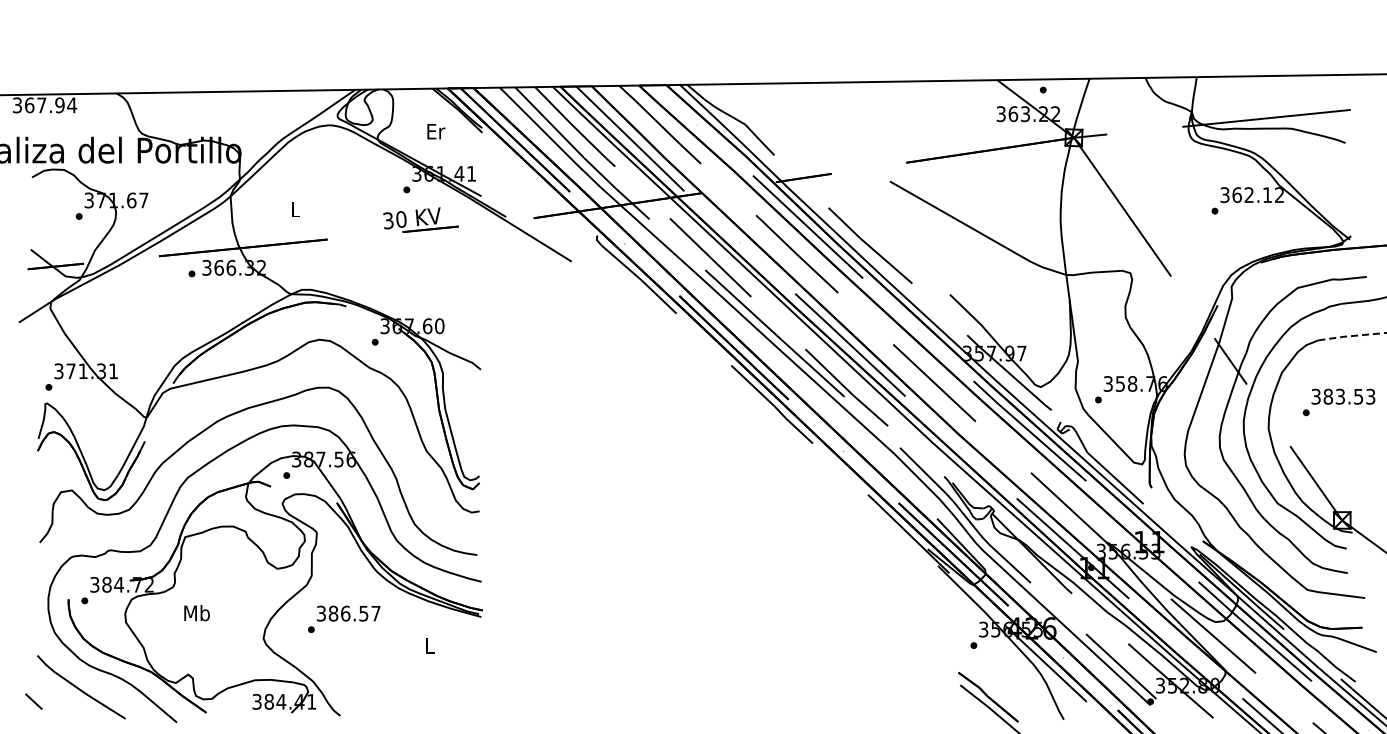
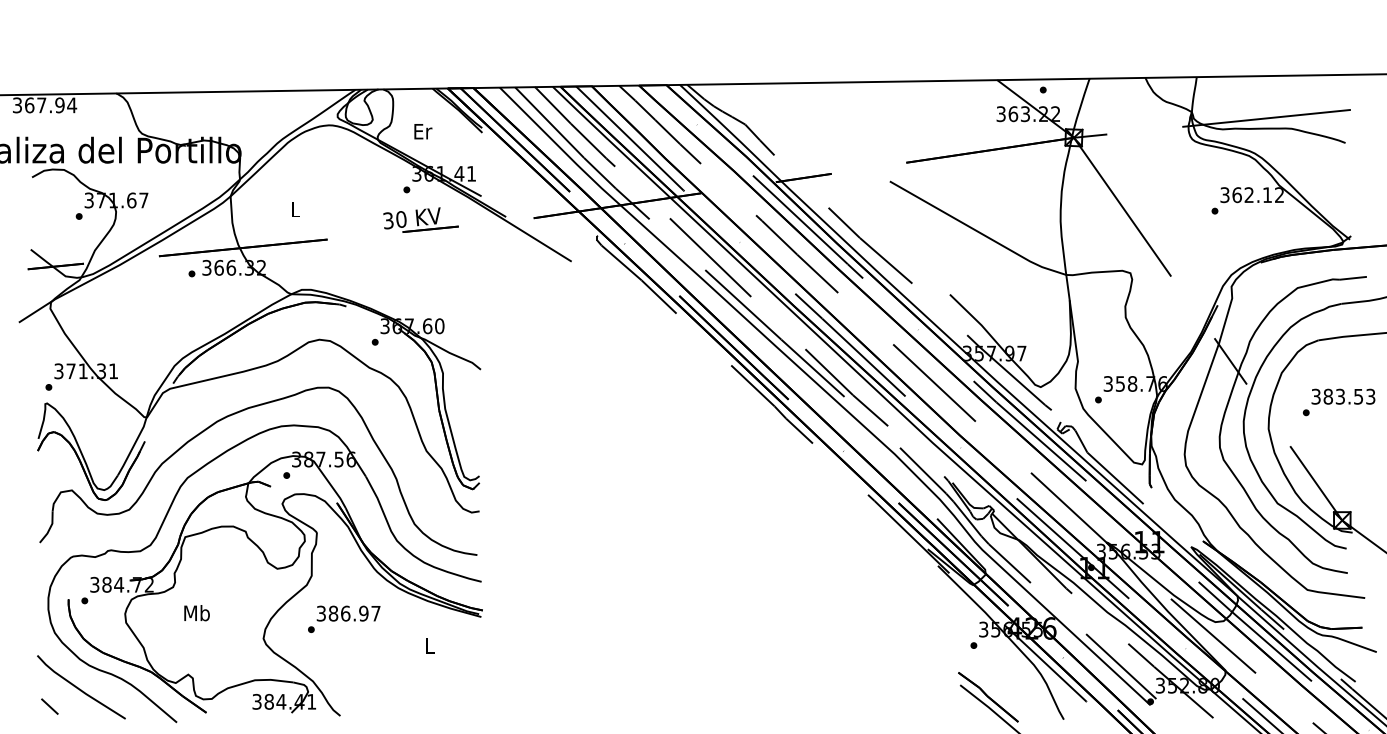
text position: (436, 131) -> (423, 131) (423, 131)
line: dashed -> solid (1352, 336)
text: 386.57 -> 386.97 (363, 613)
line position: (33, 701) -> (49, 706) (49, 706)
